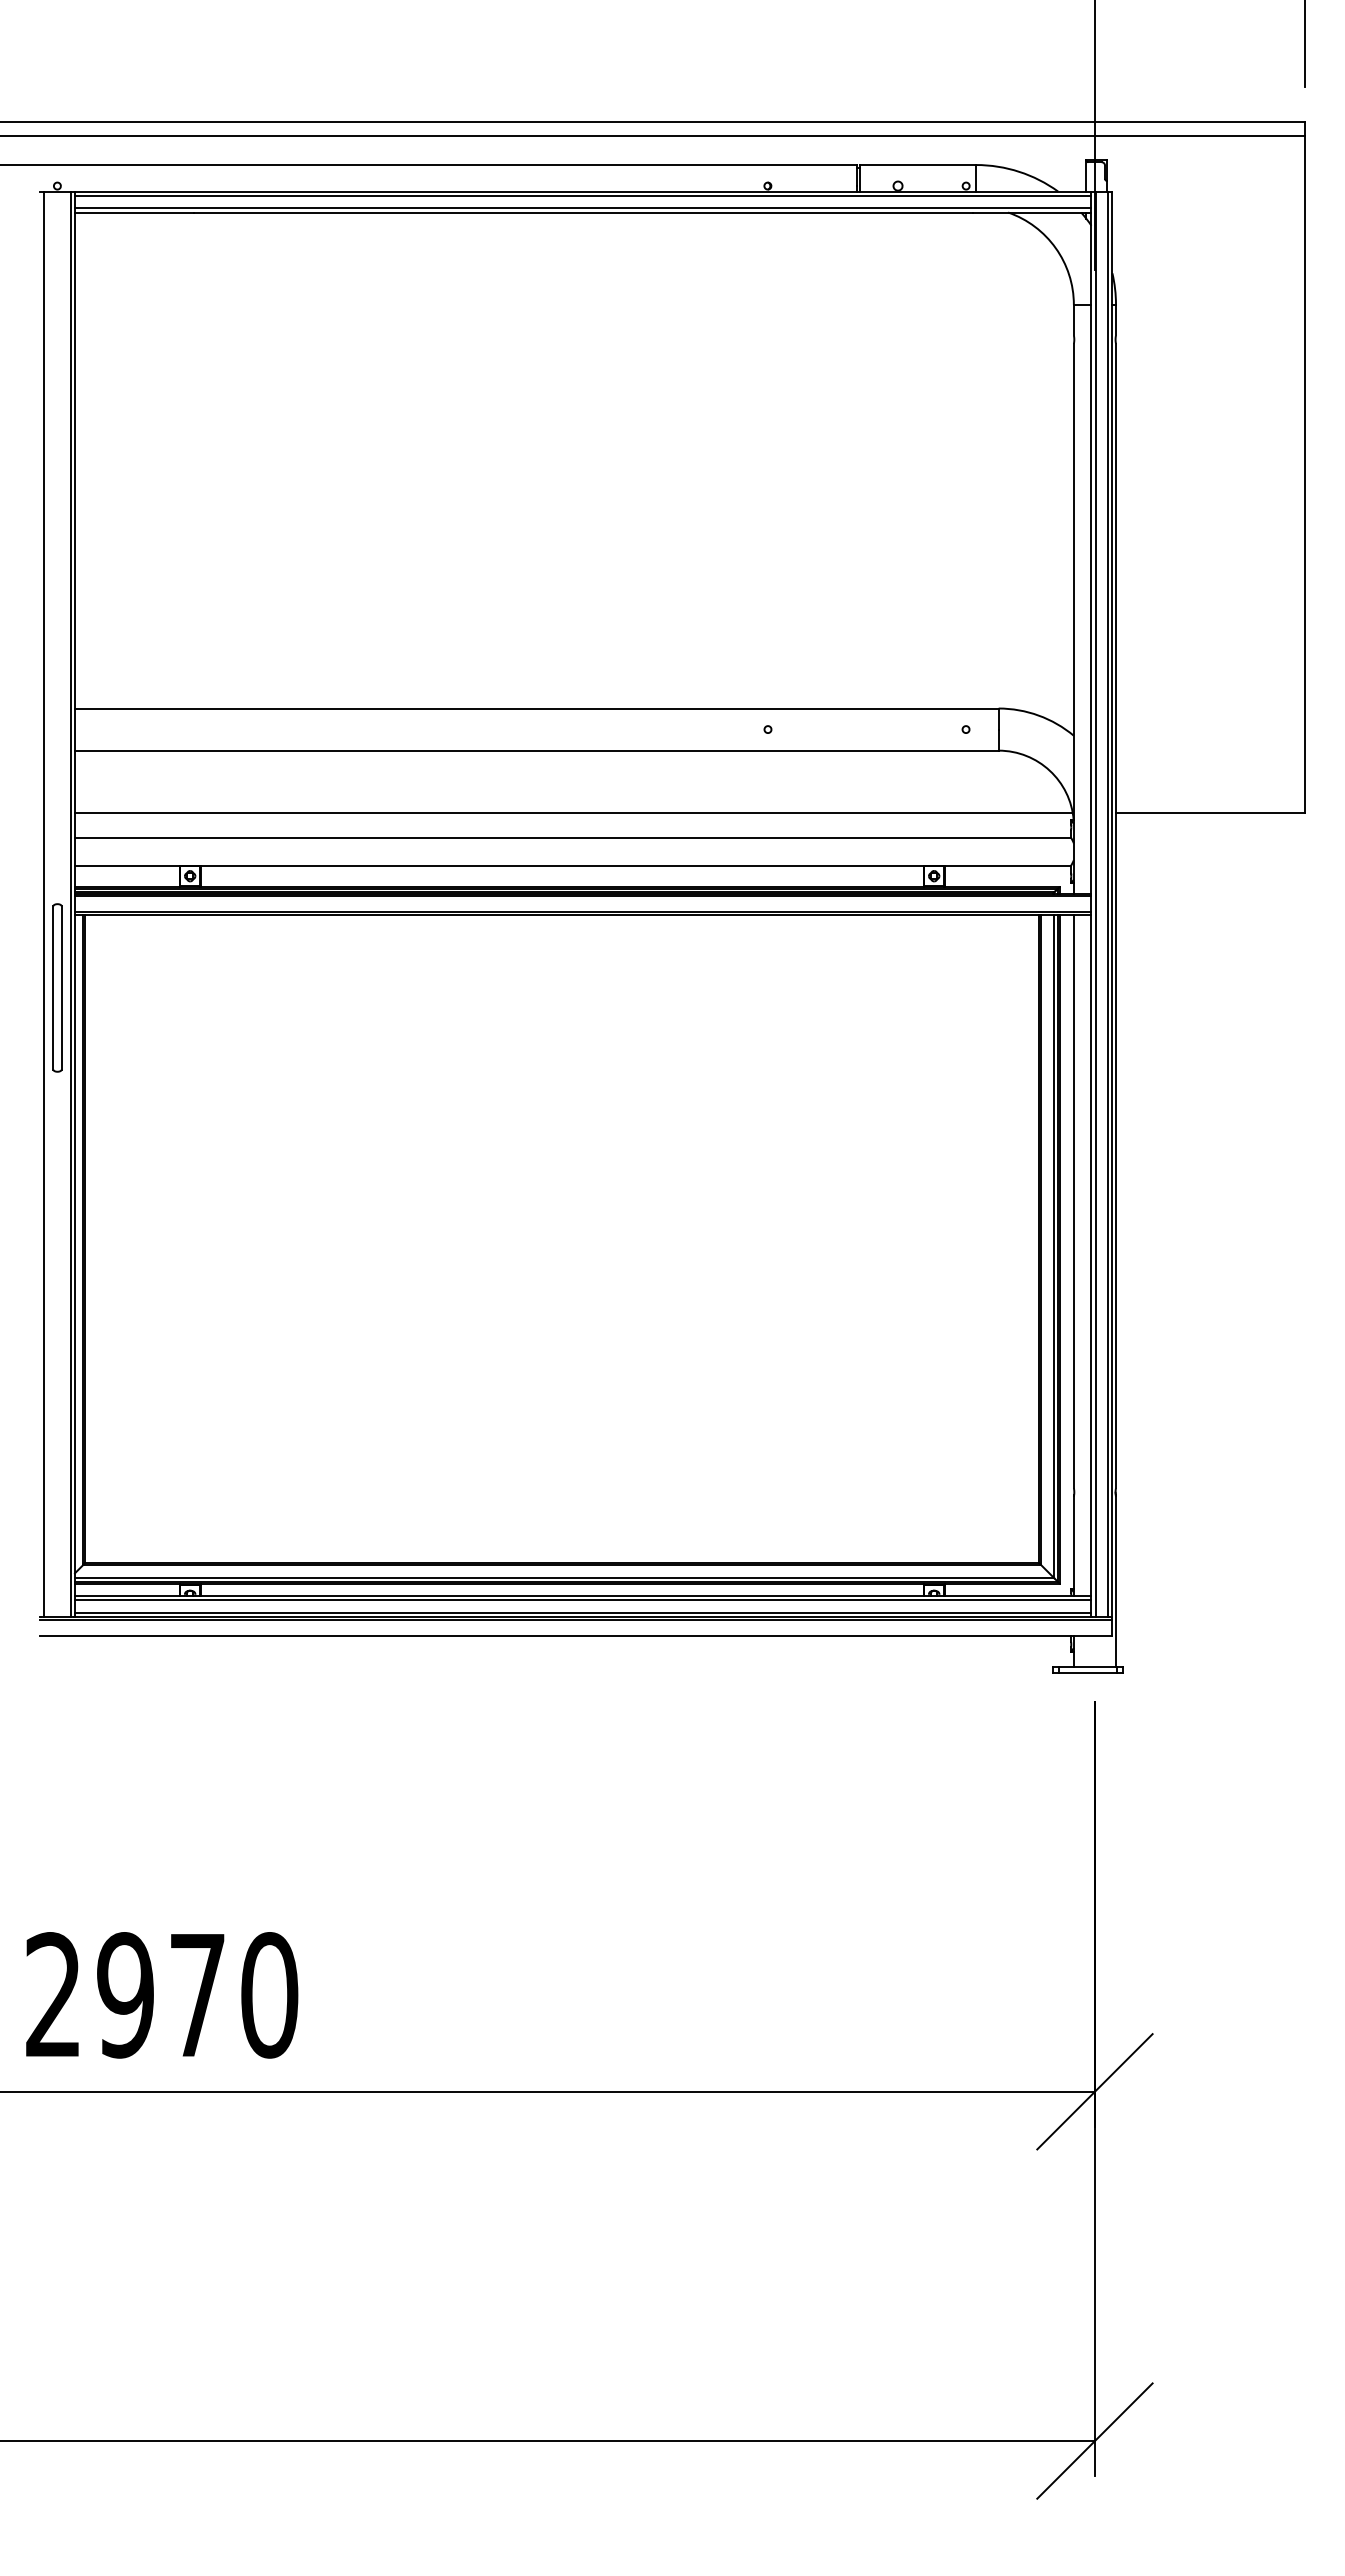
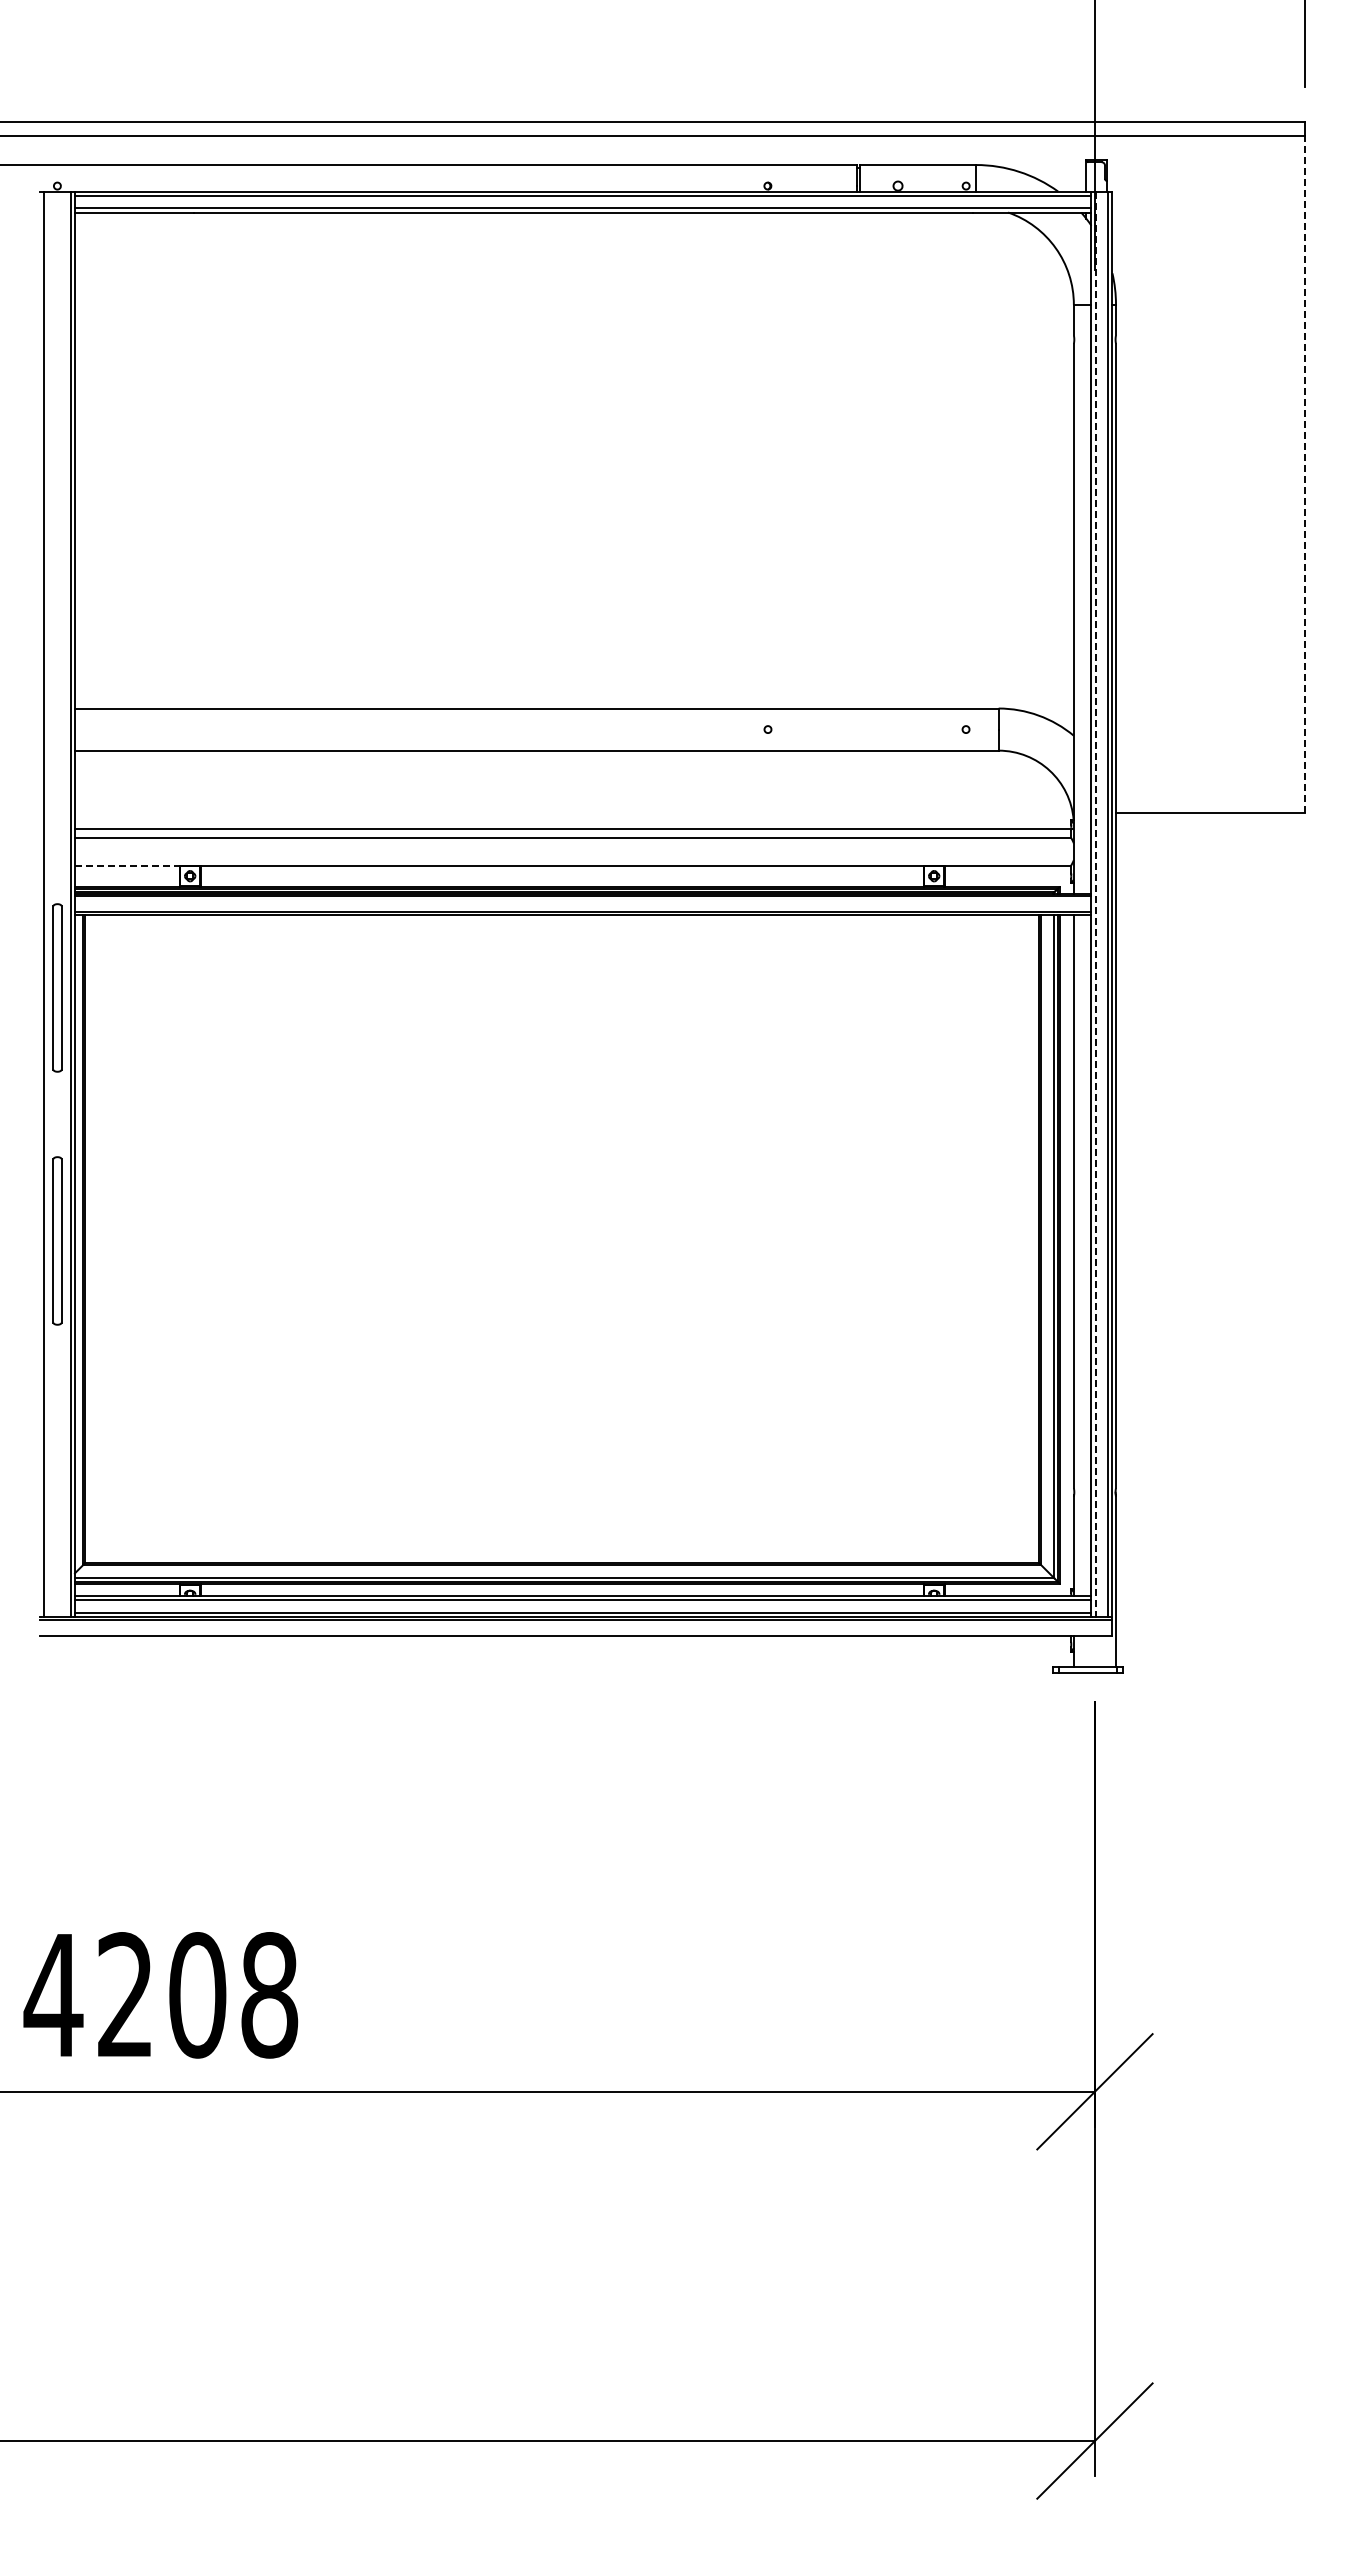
line: solid -> dashed (1304, 474)
line position: (573, 813) -> (573, 829) (573, 829)
line: solid -> dashed (127, 865)
line: solid -> dashed (1095, 904)
part: none -> present (57, 1240)
text: 2970 -> 4208 (160, 1995)
